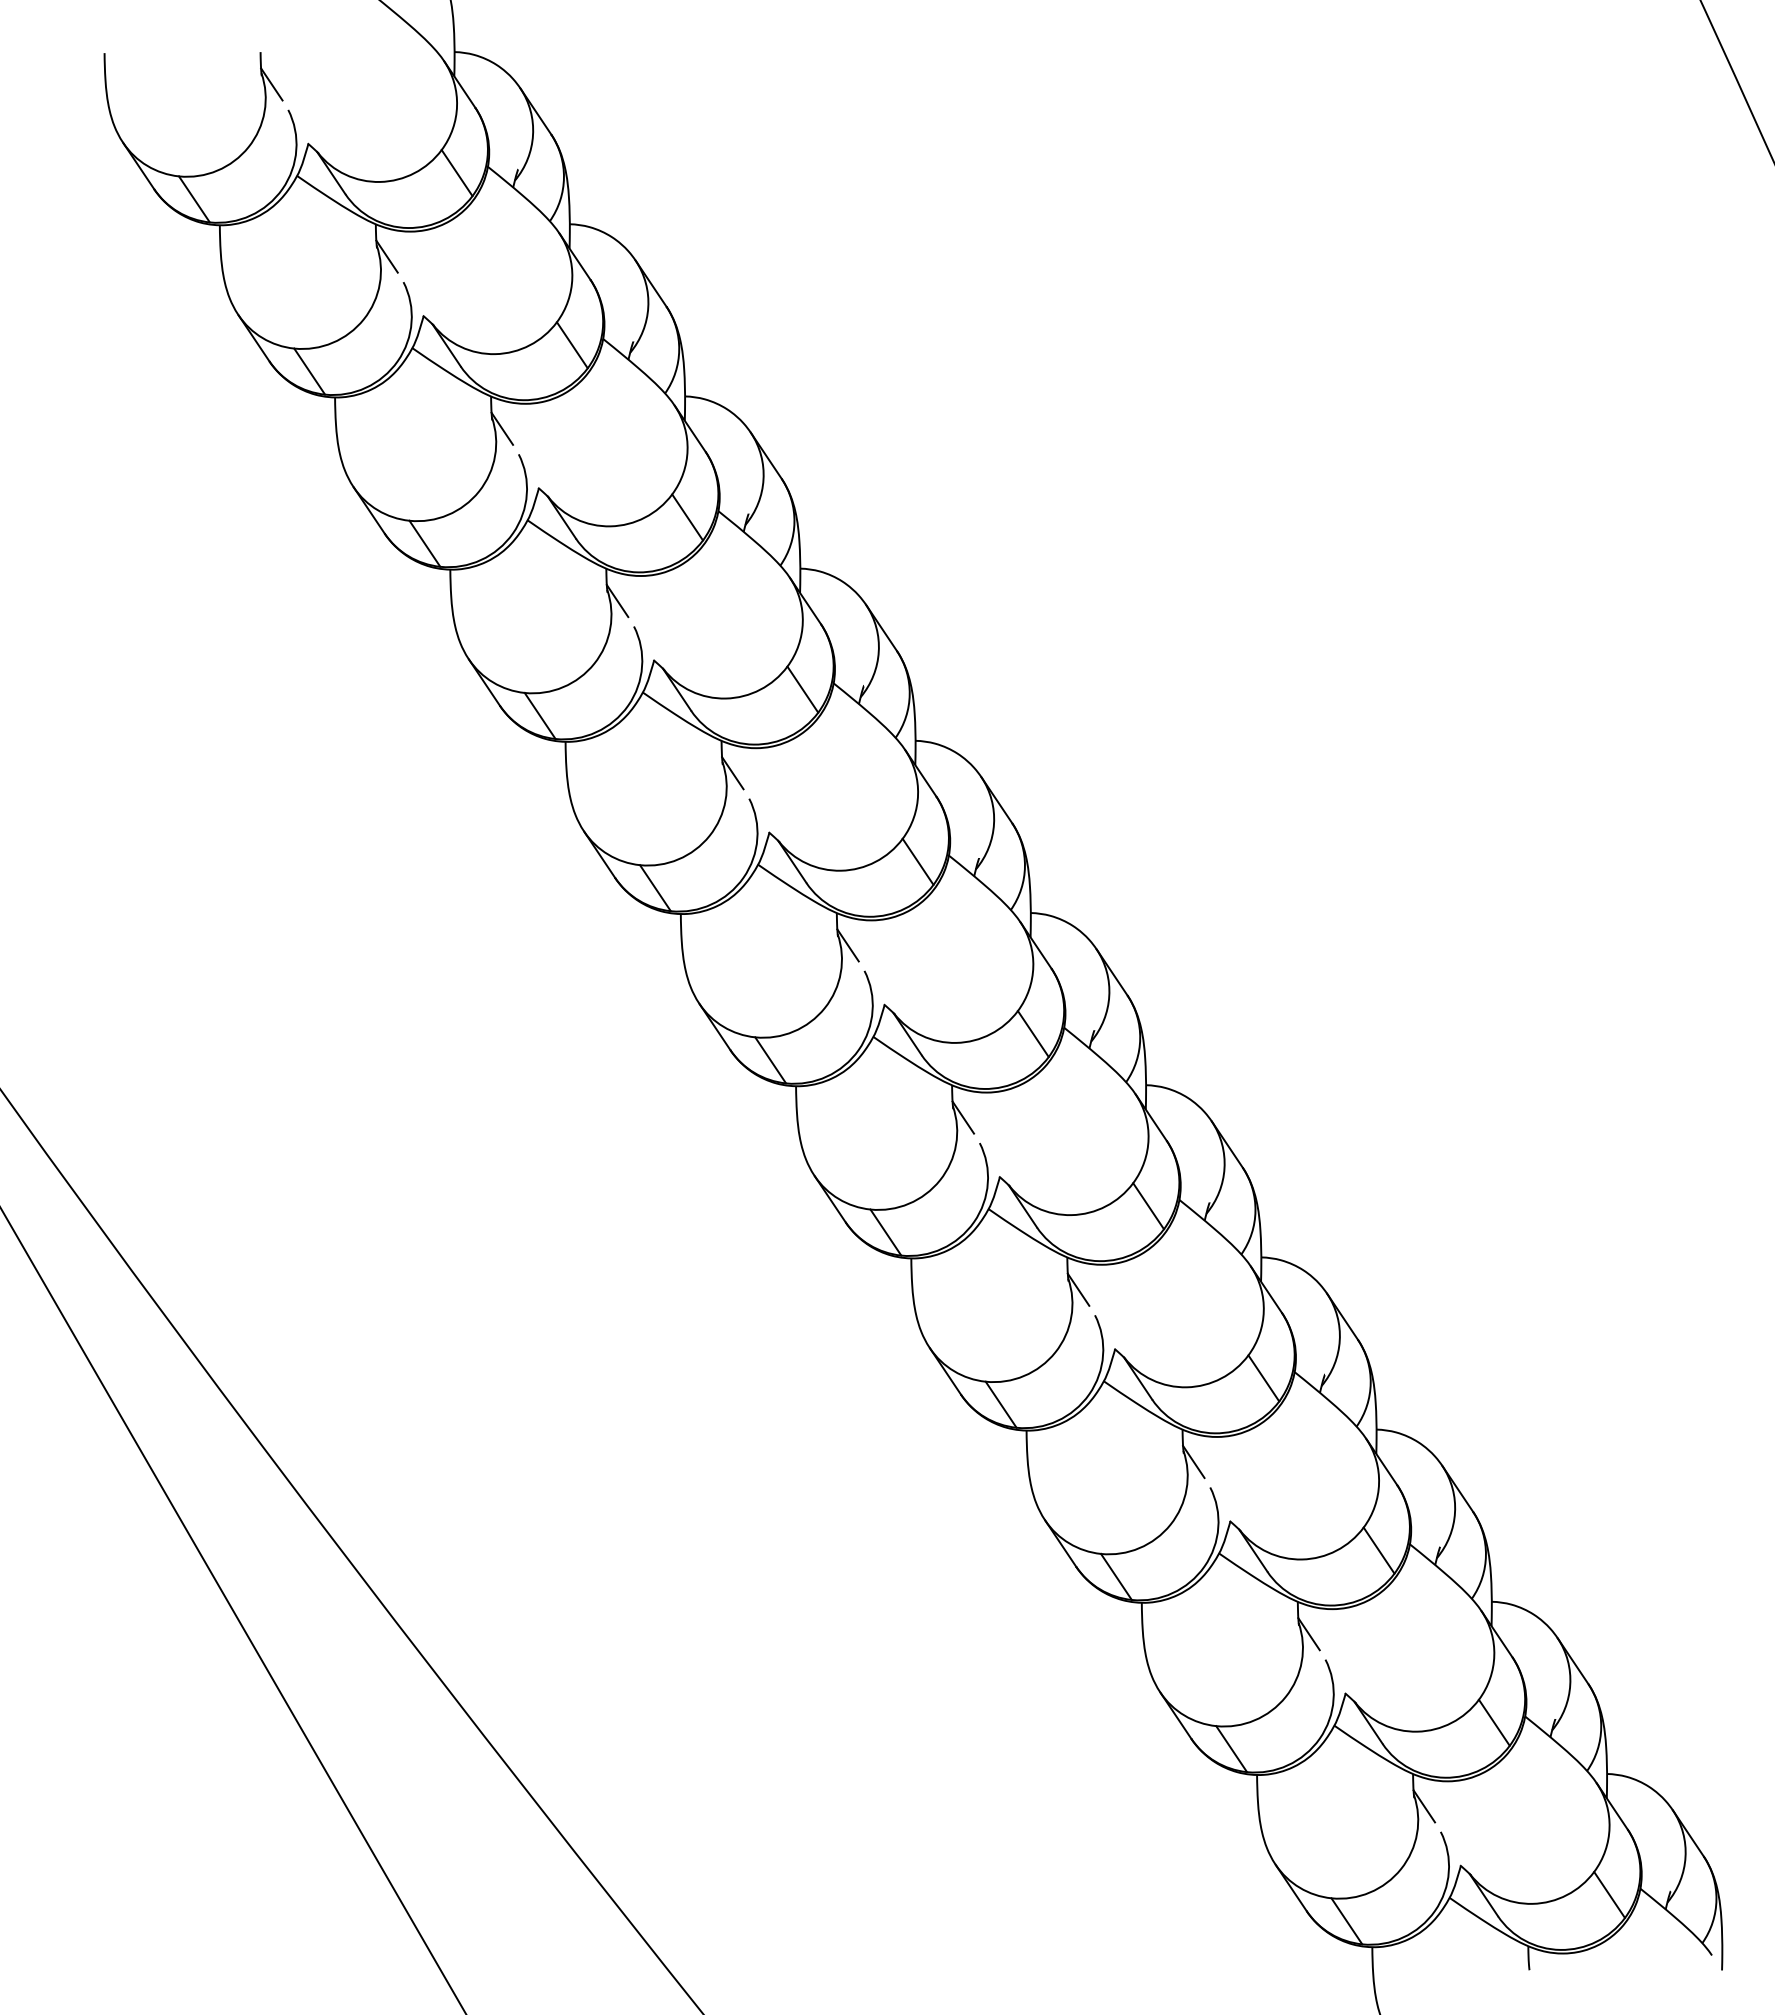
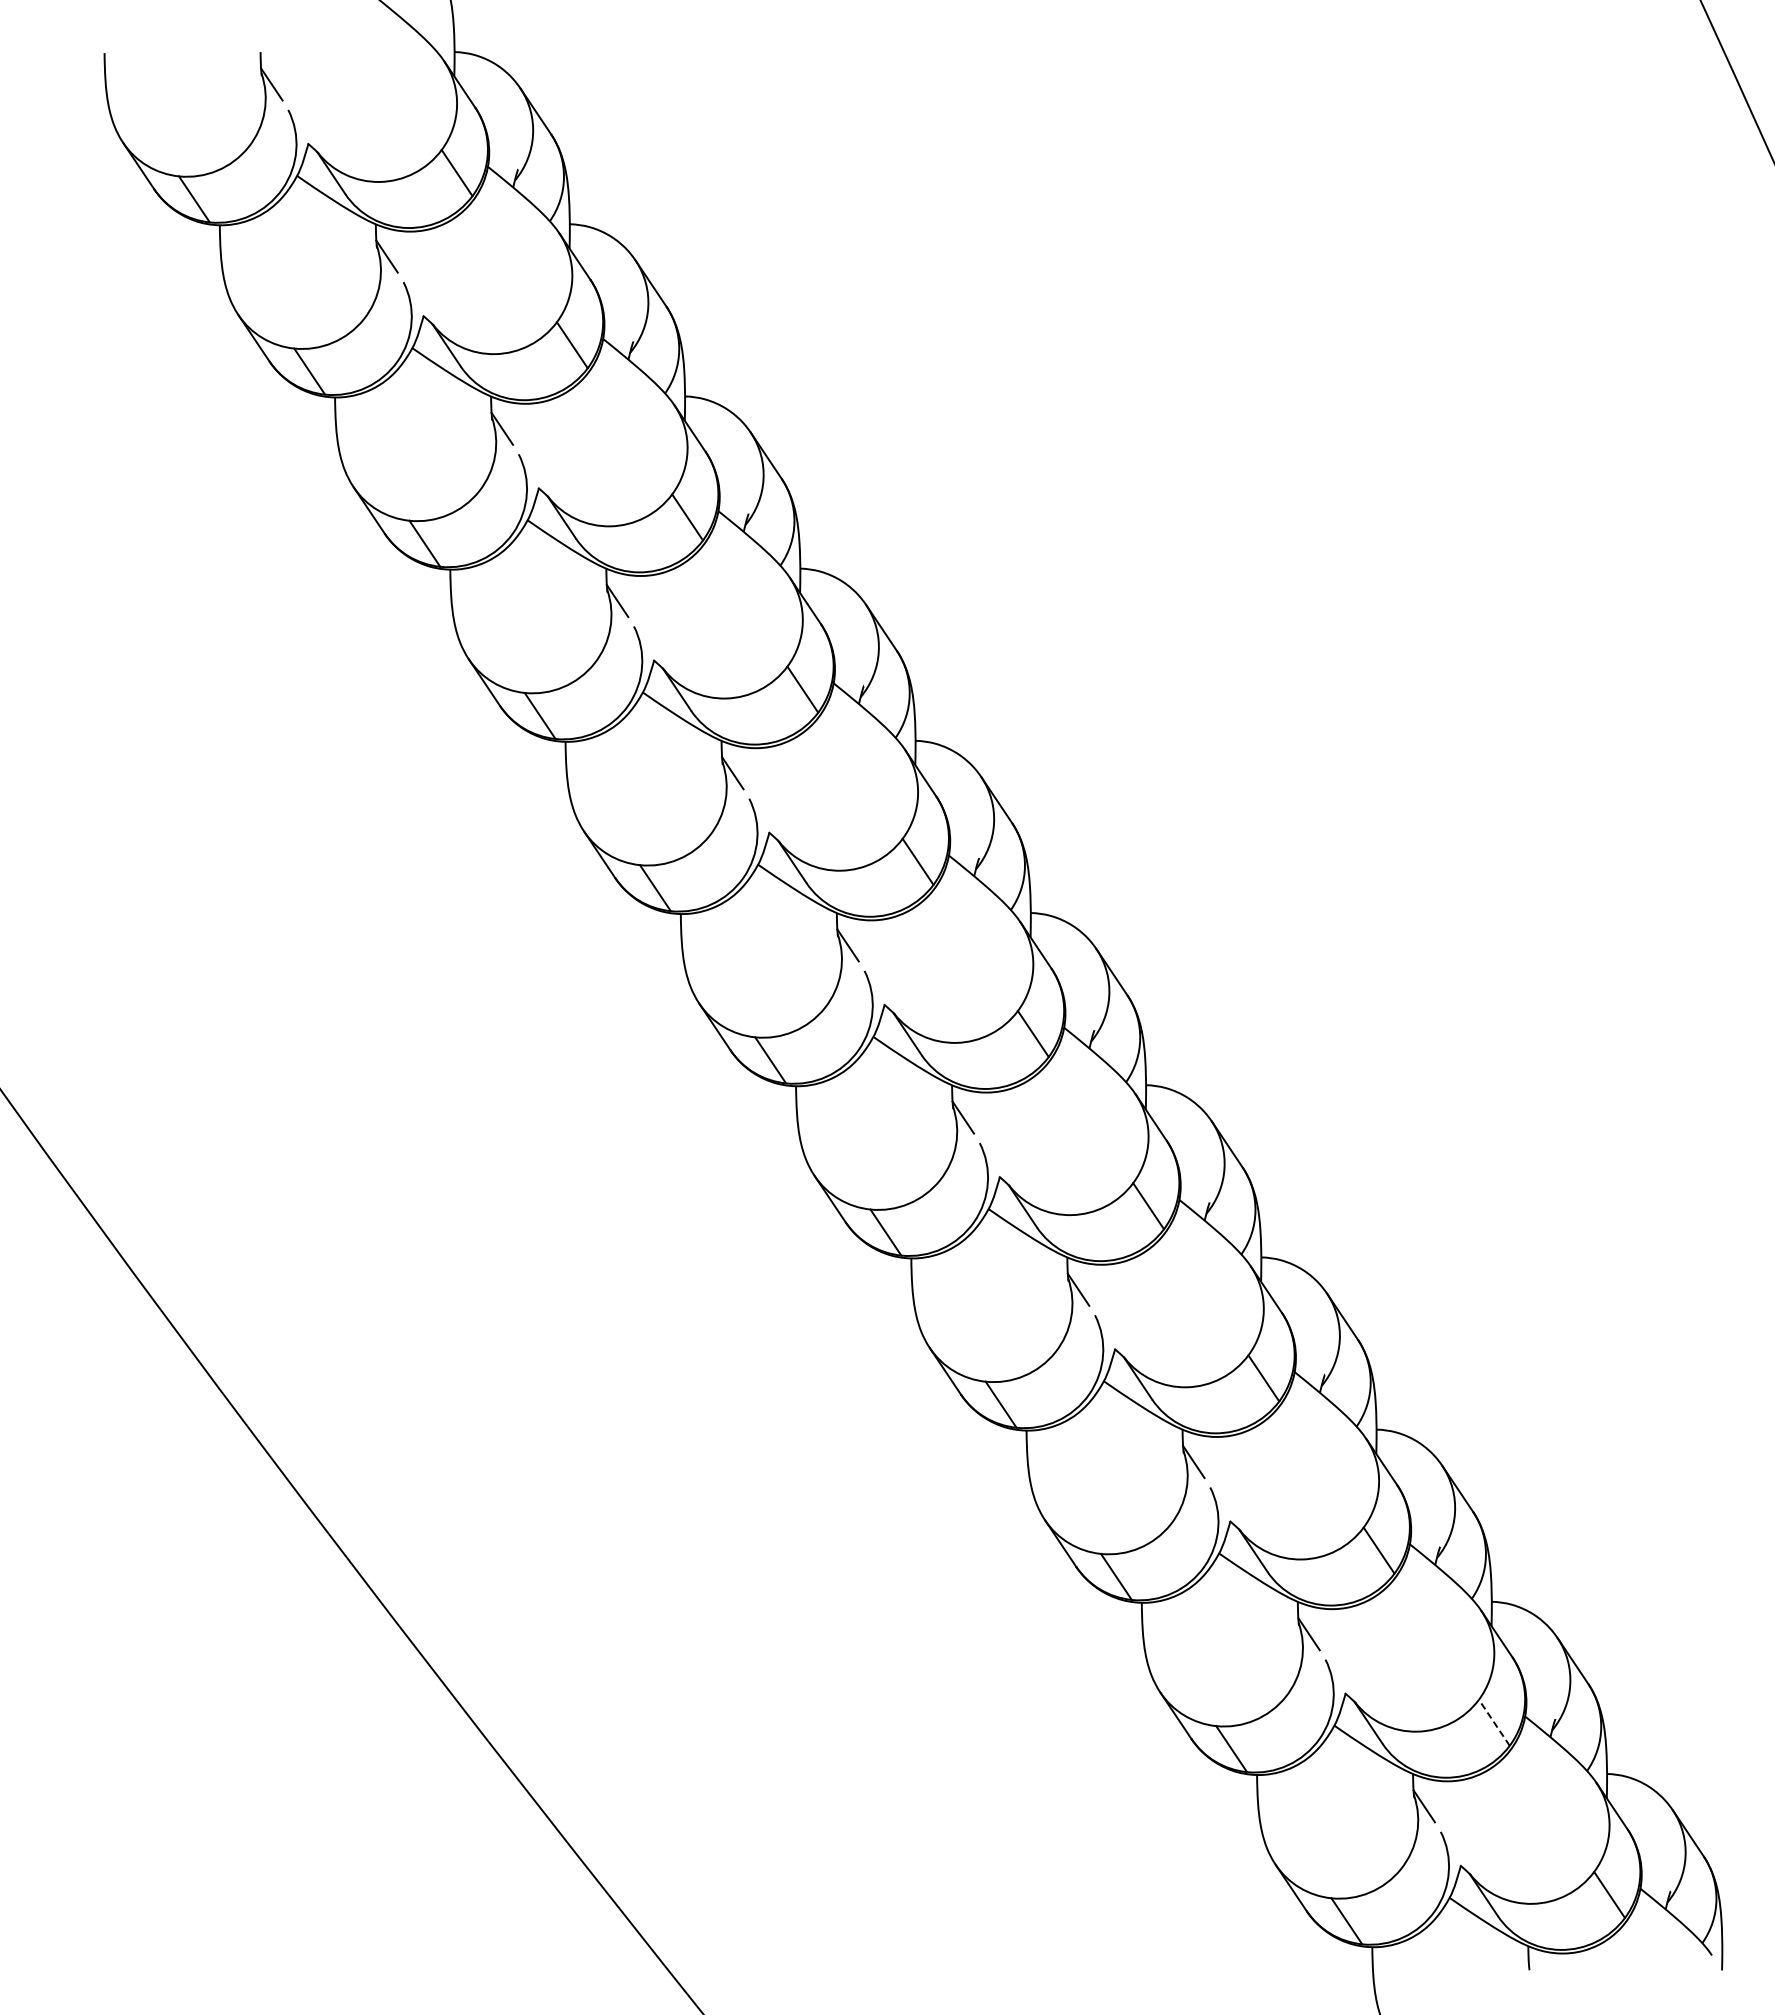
line: present -> none (233, 1611)
line: solid -> dashed (1494, 1722)
